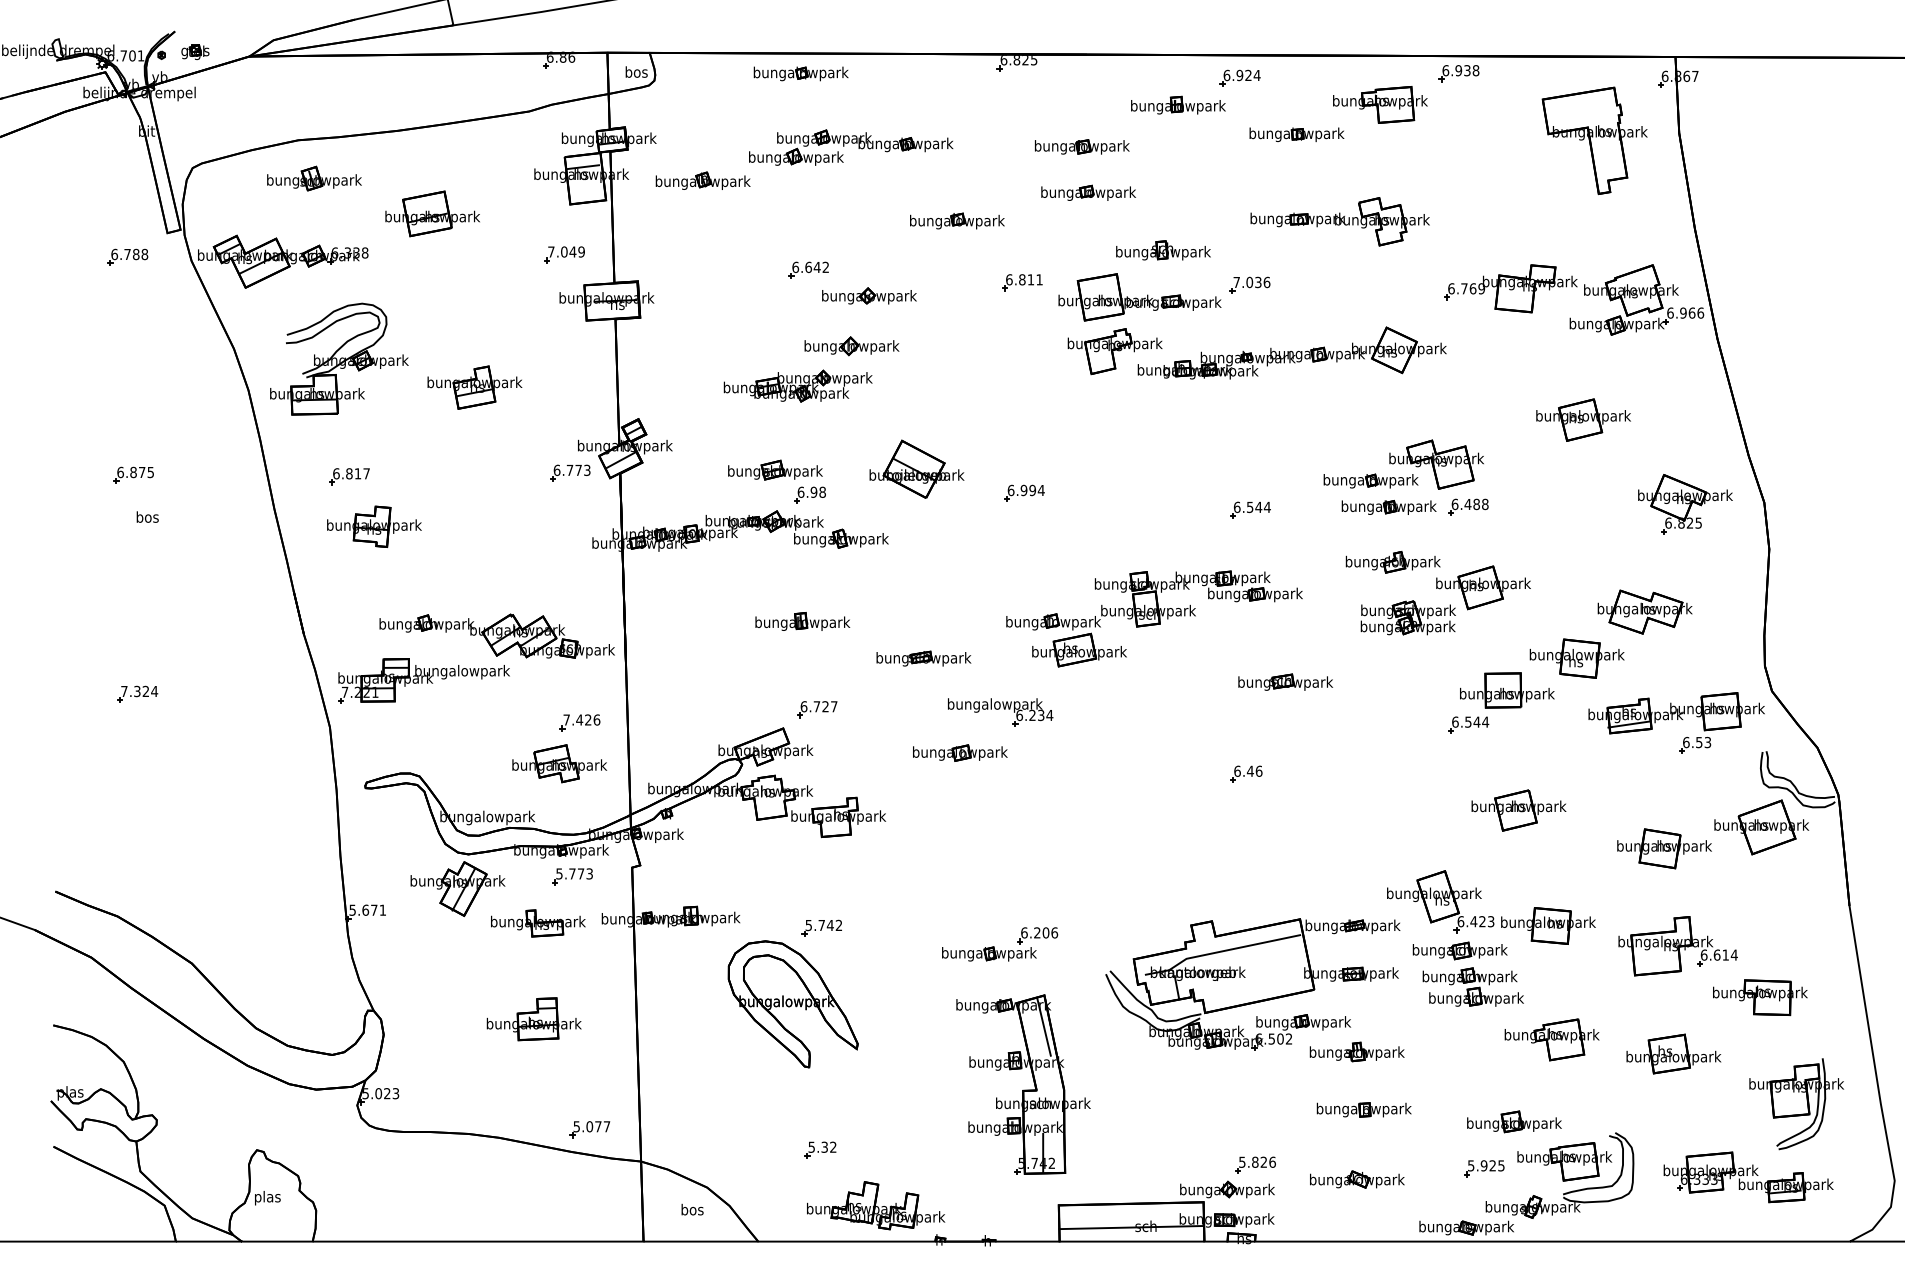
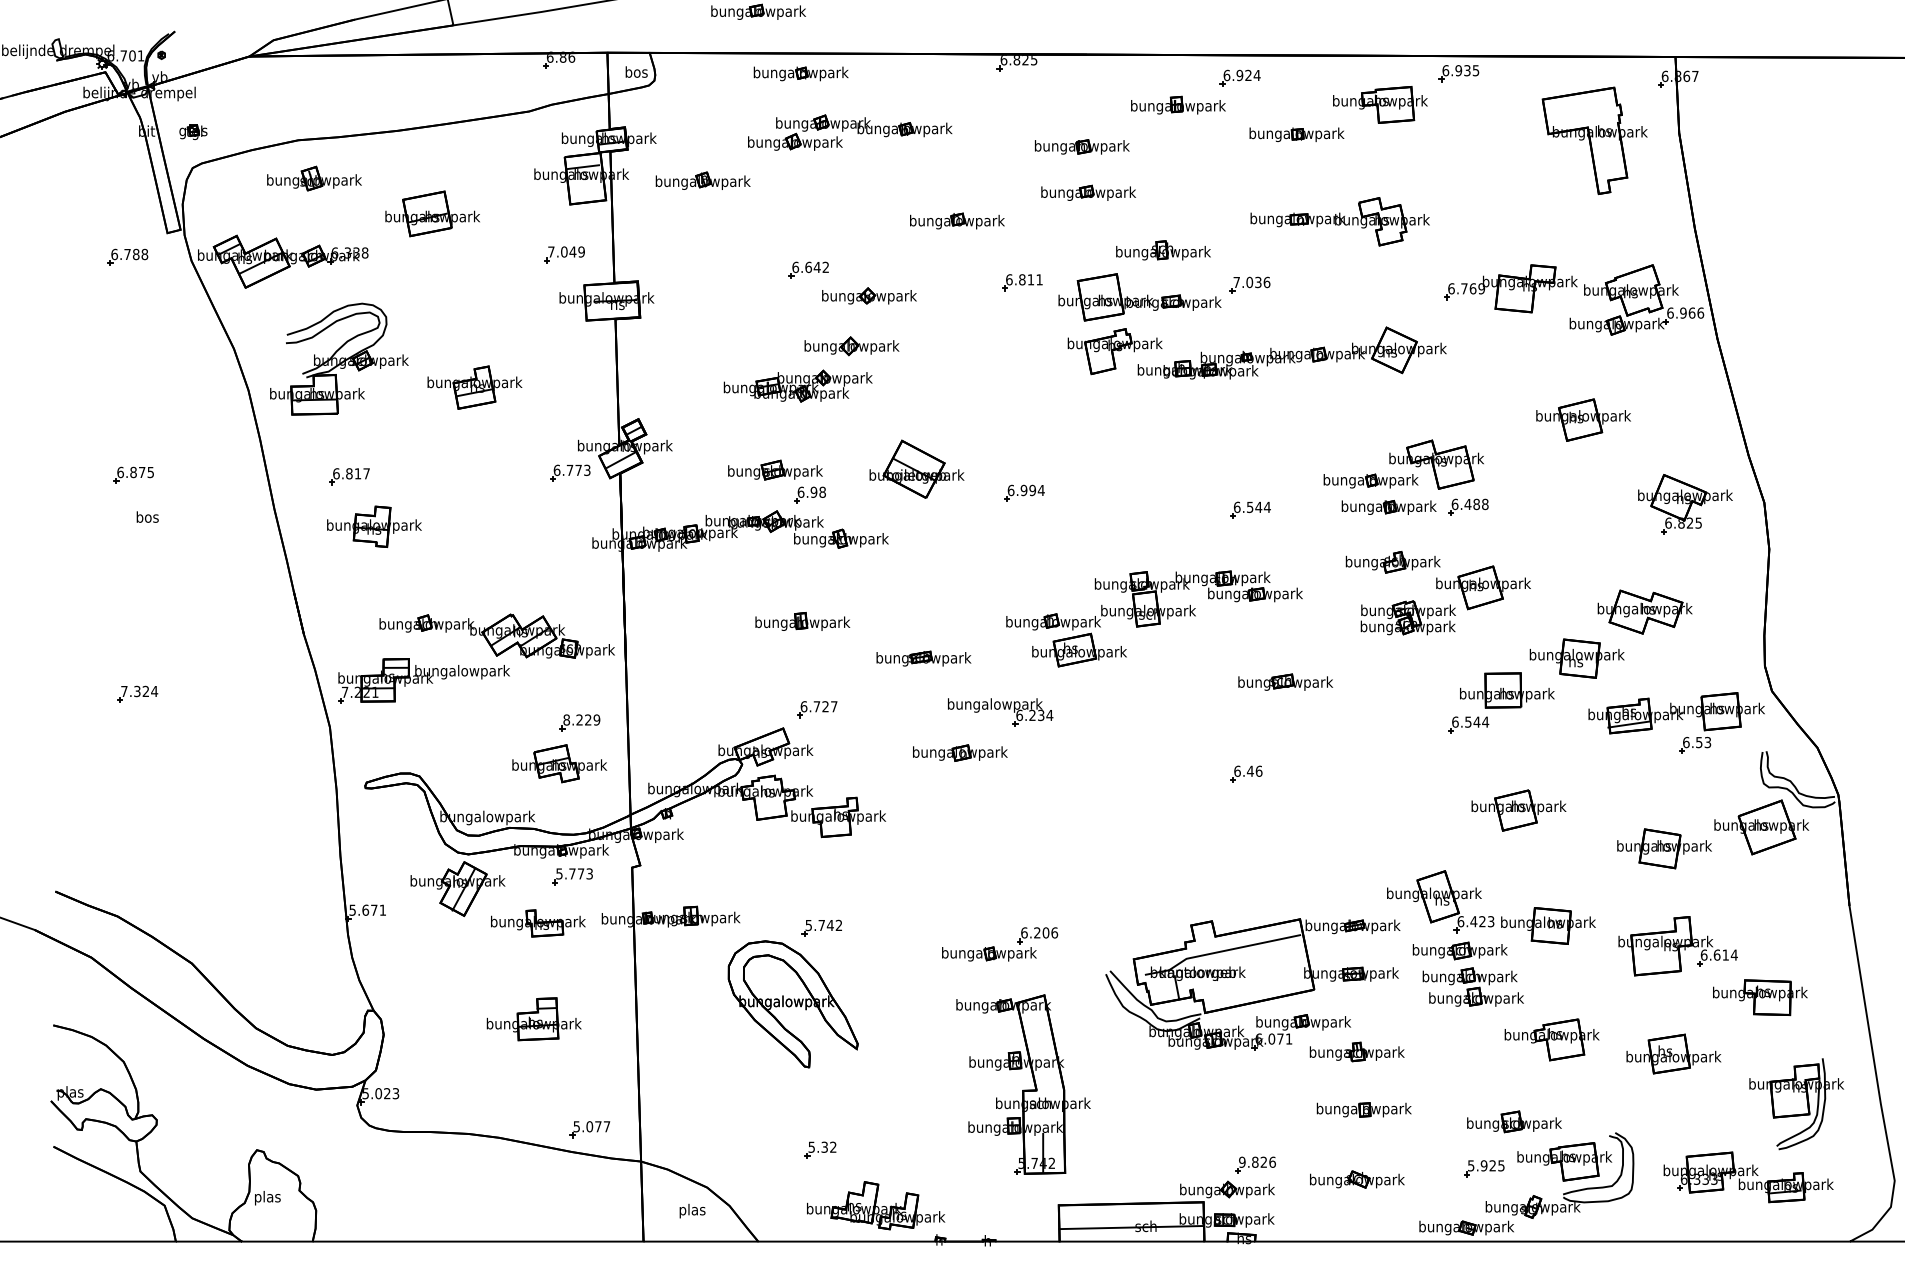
part: none -> present (758, 11)
part position: (195, 52) -> (193, 132) (193, 132)
text: 6.938 -> 6.935 (1475, 70)
part position: (851, 147) -> (850, 132) (850, 132)
text: 7.426 -> 8.229 (581, 719)
line: present -> none (1043, 1026)
text: 6.502 -> 6.071 (1279, 1038)
text: 5.826 -> 9.826 (1242, 1161)
text: bos -> plas (692, 1210)
